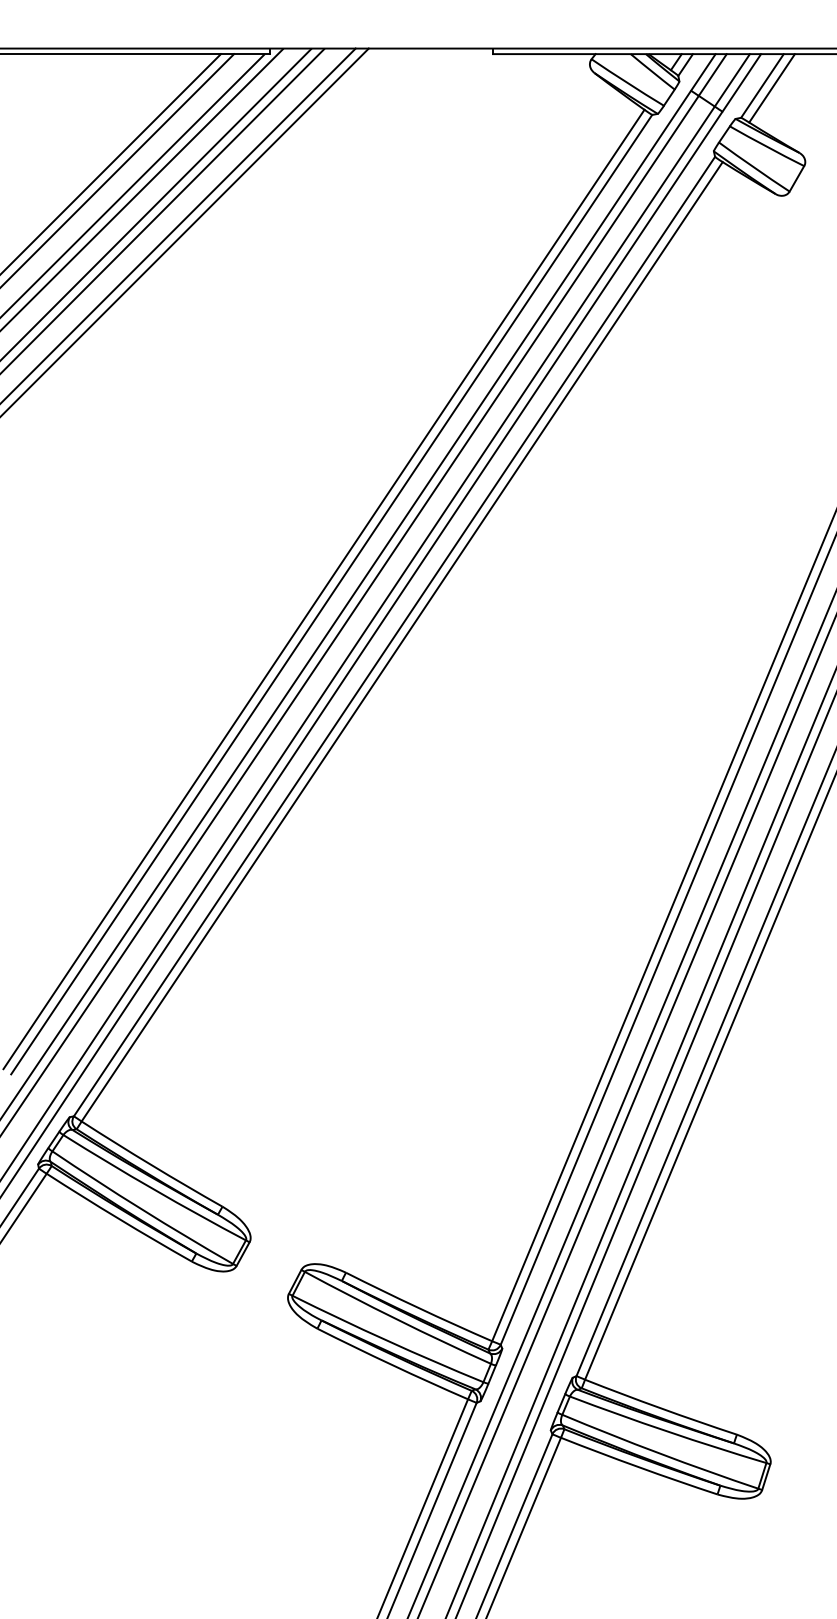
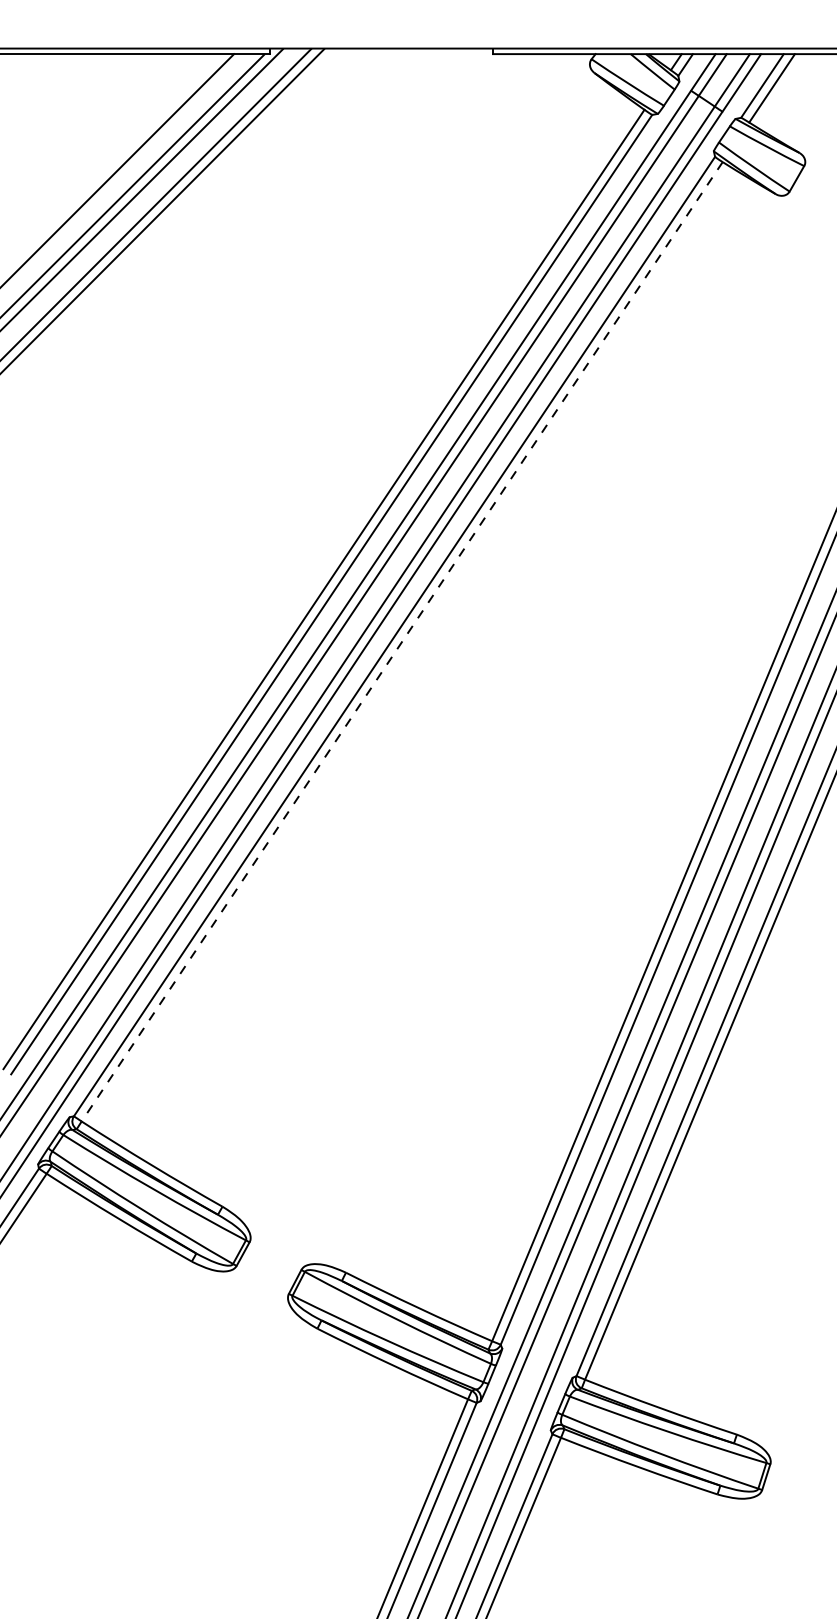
line: present -> none (111, 163)
line: present -> none (178, 224)
line: present -> none (185, 231)
line: solid -> dashed (402, 641)
